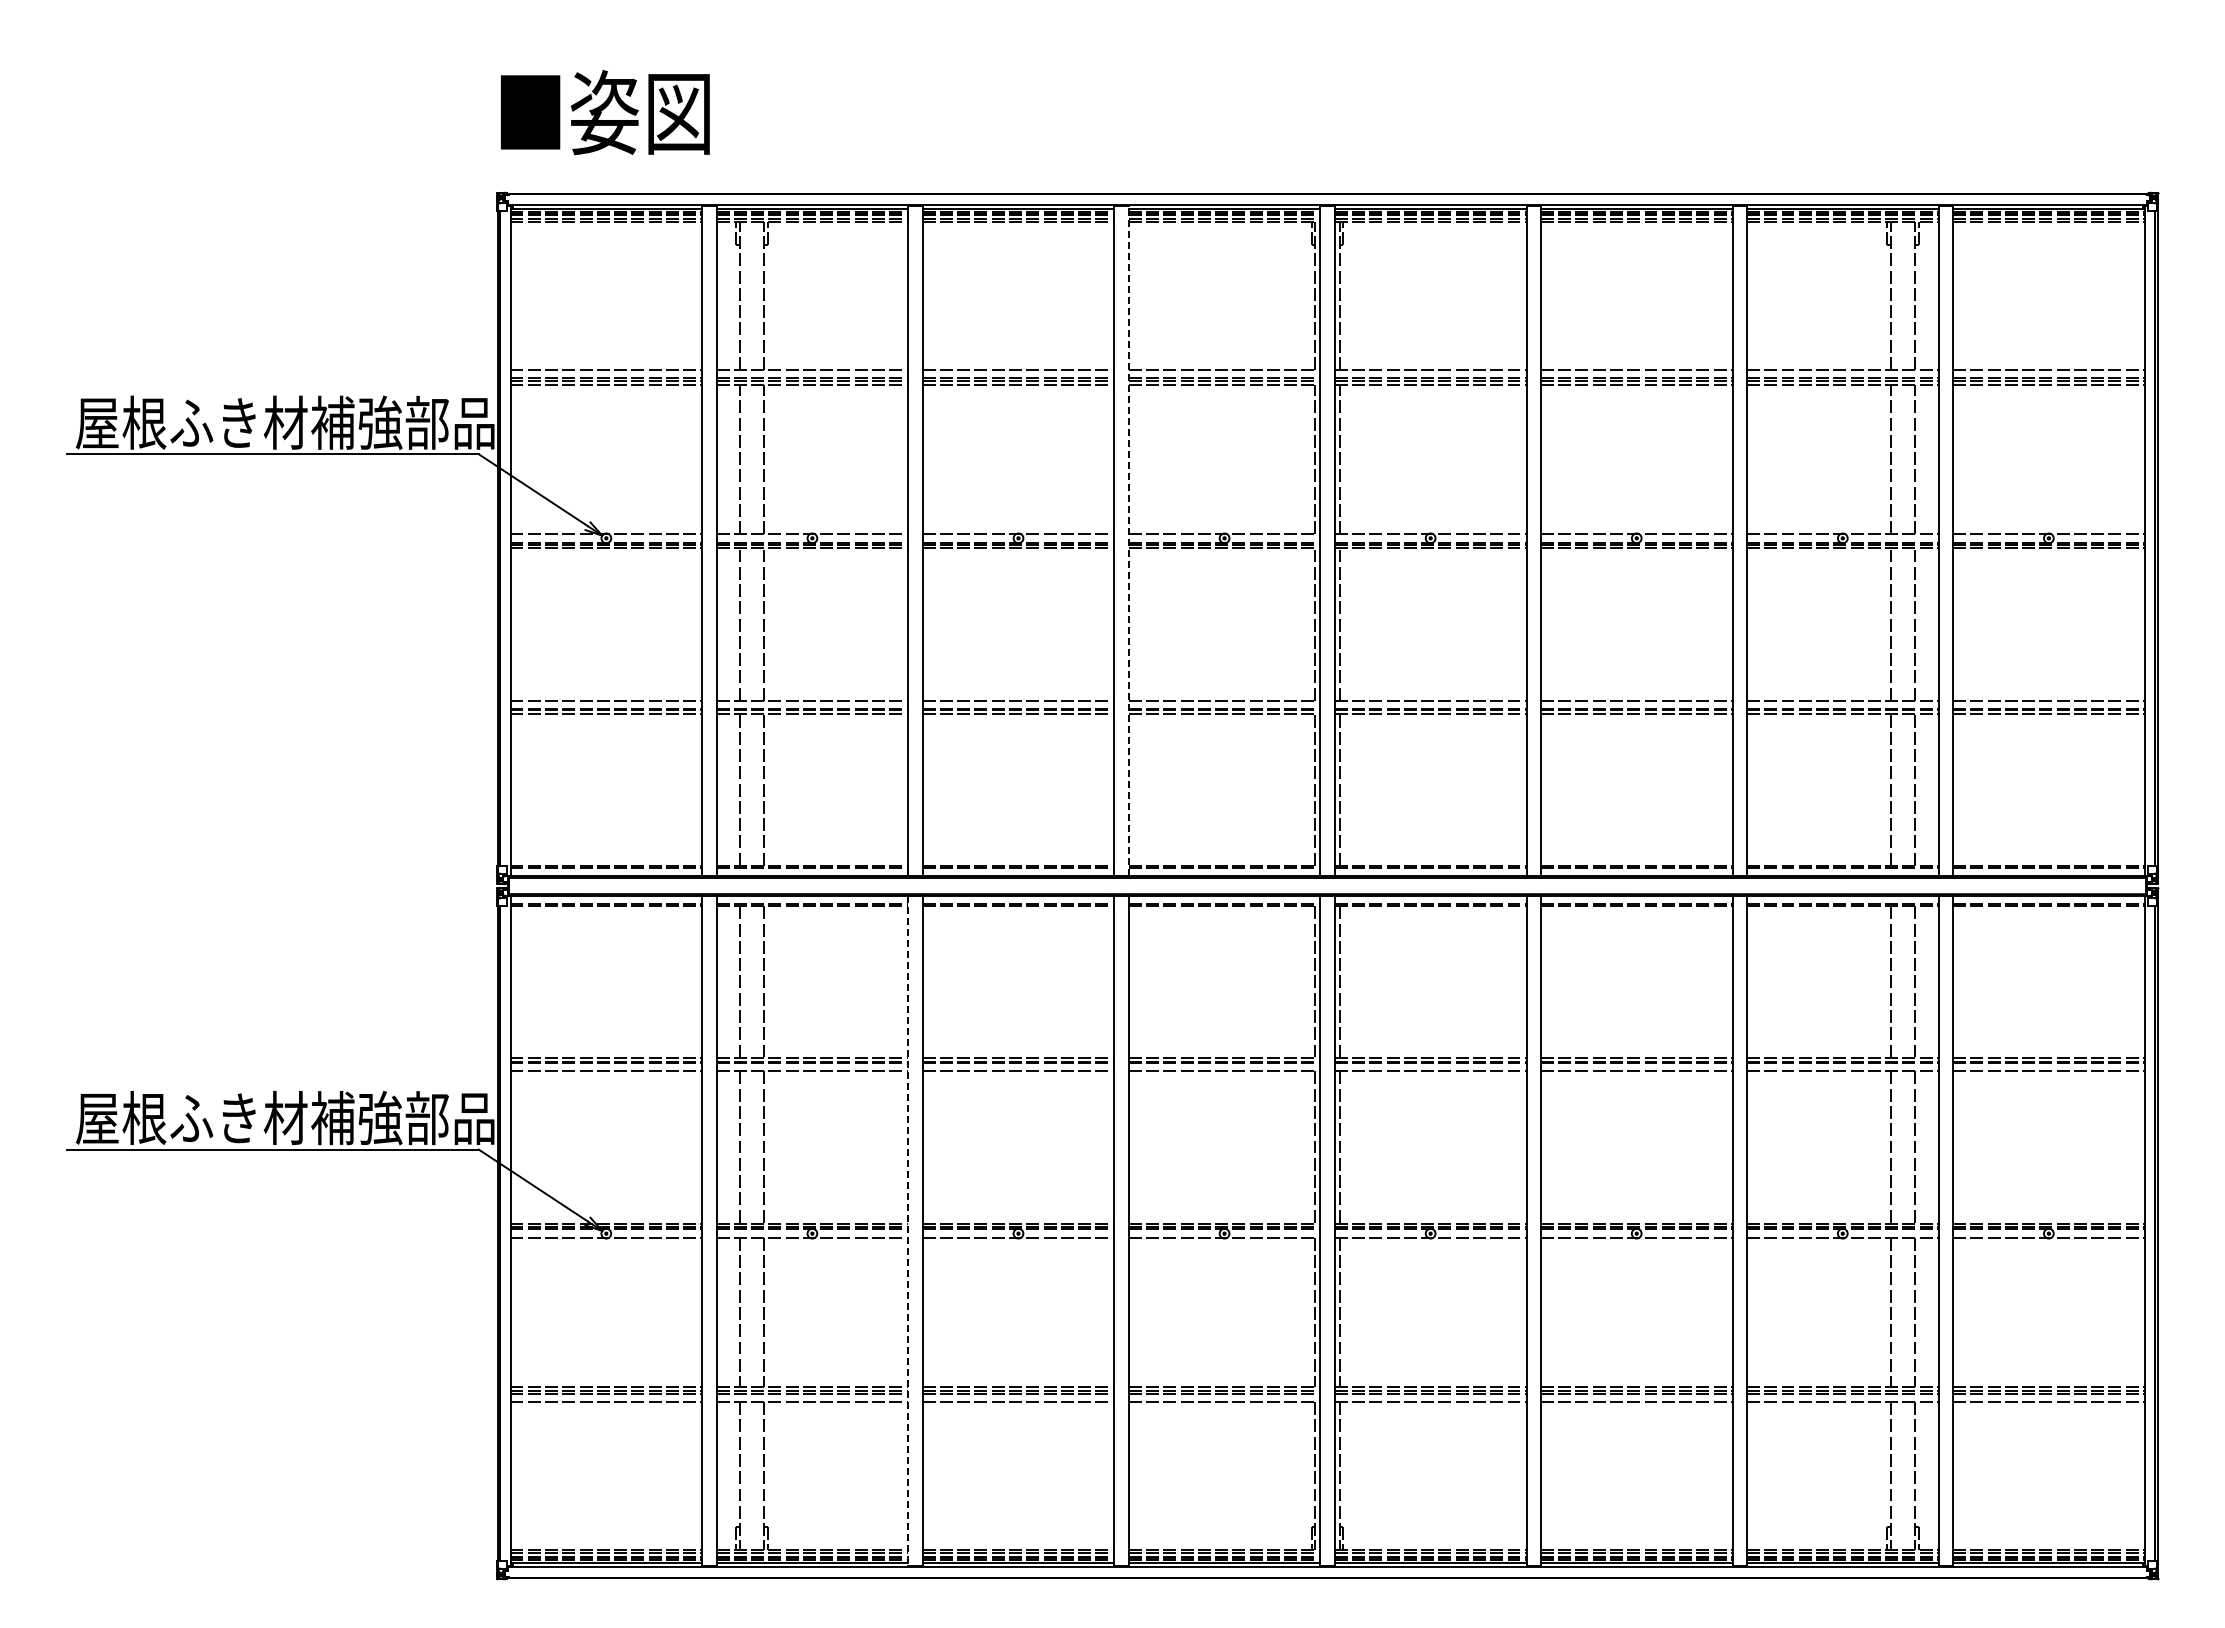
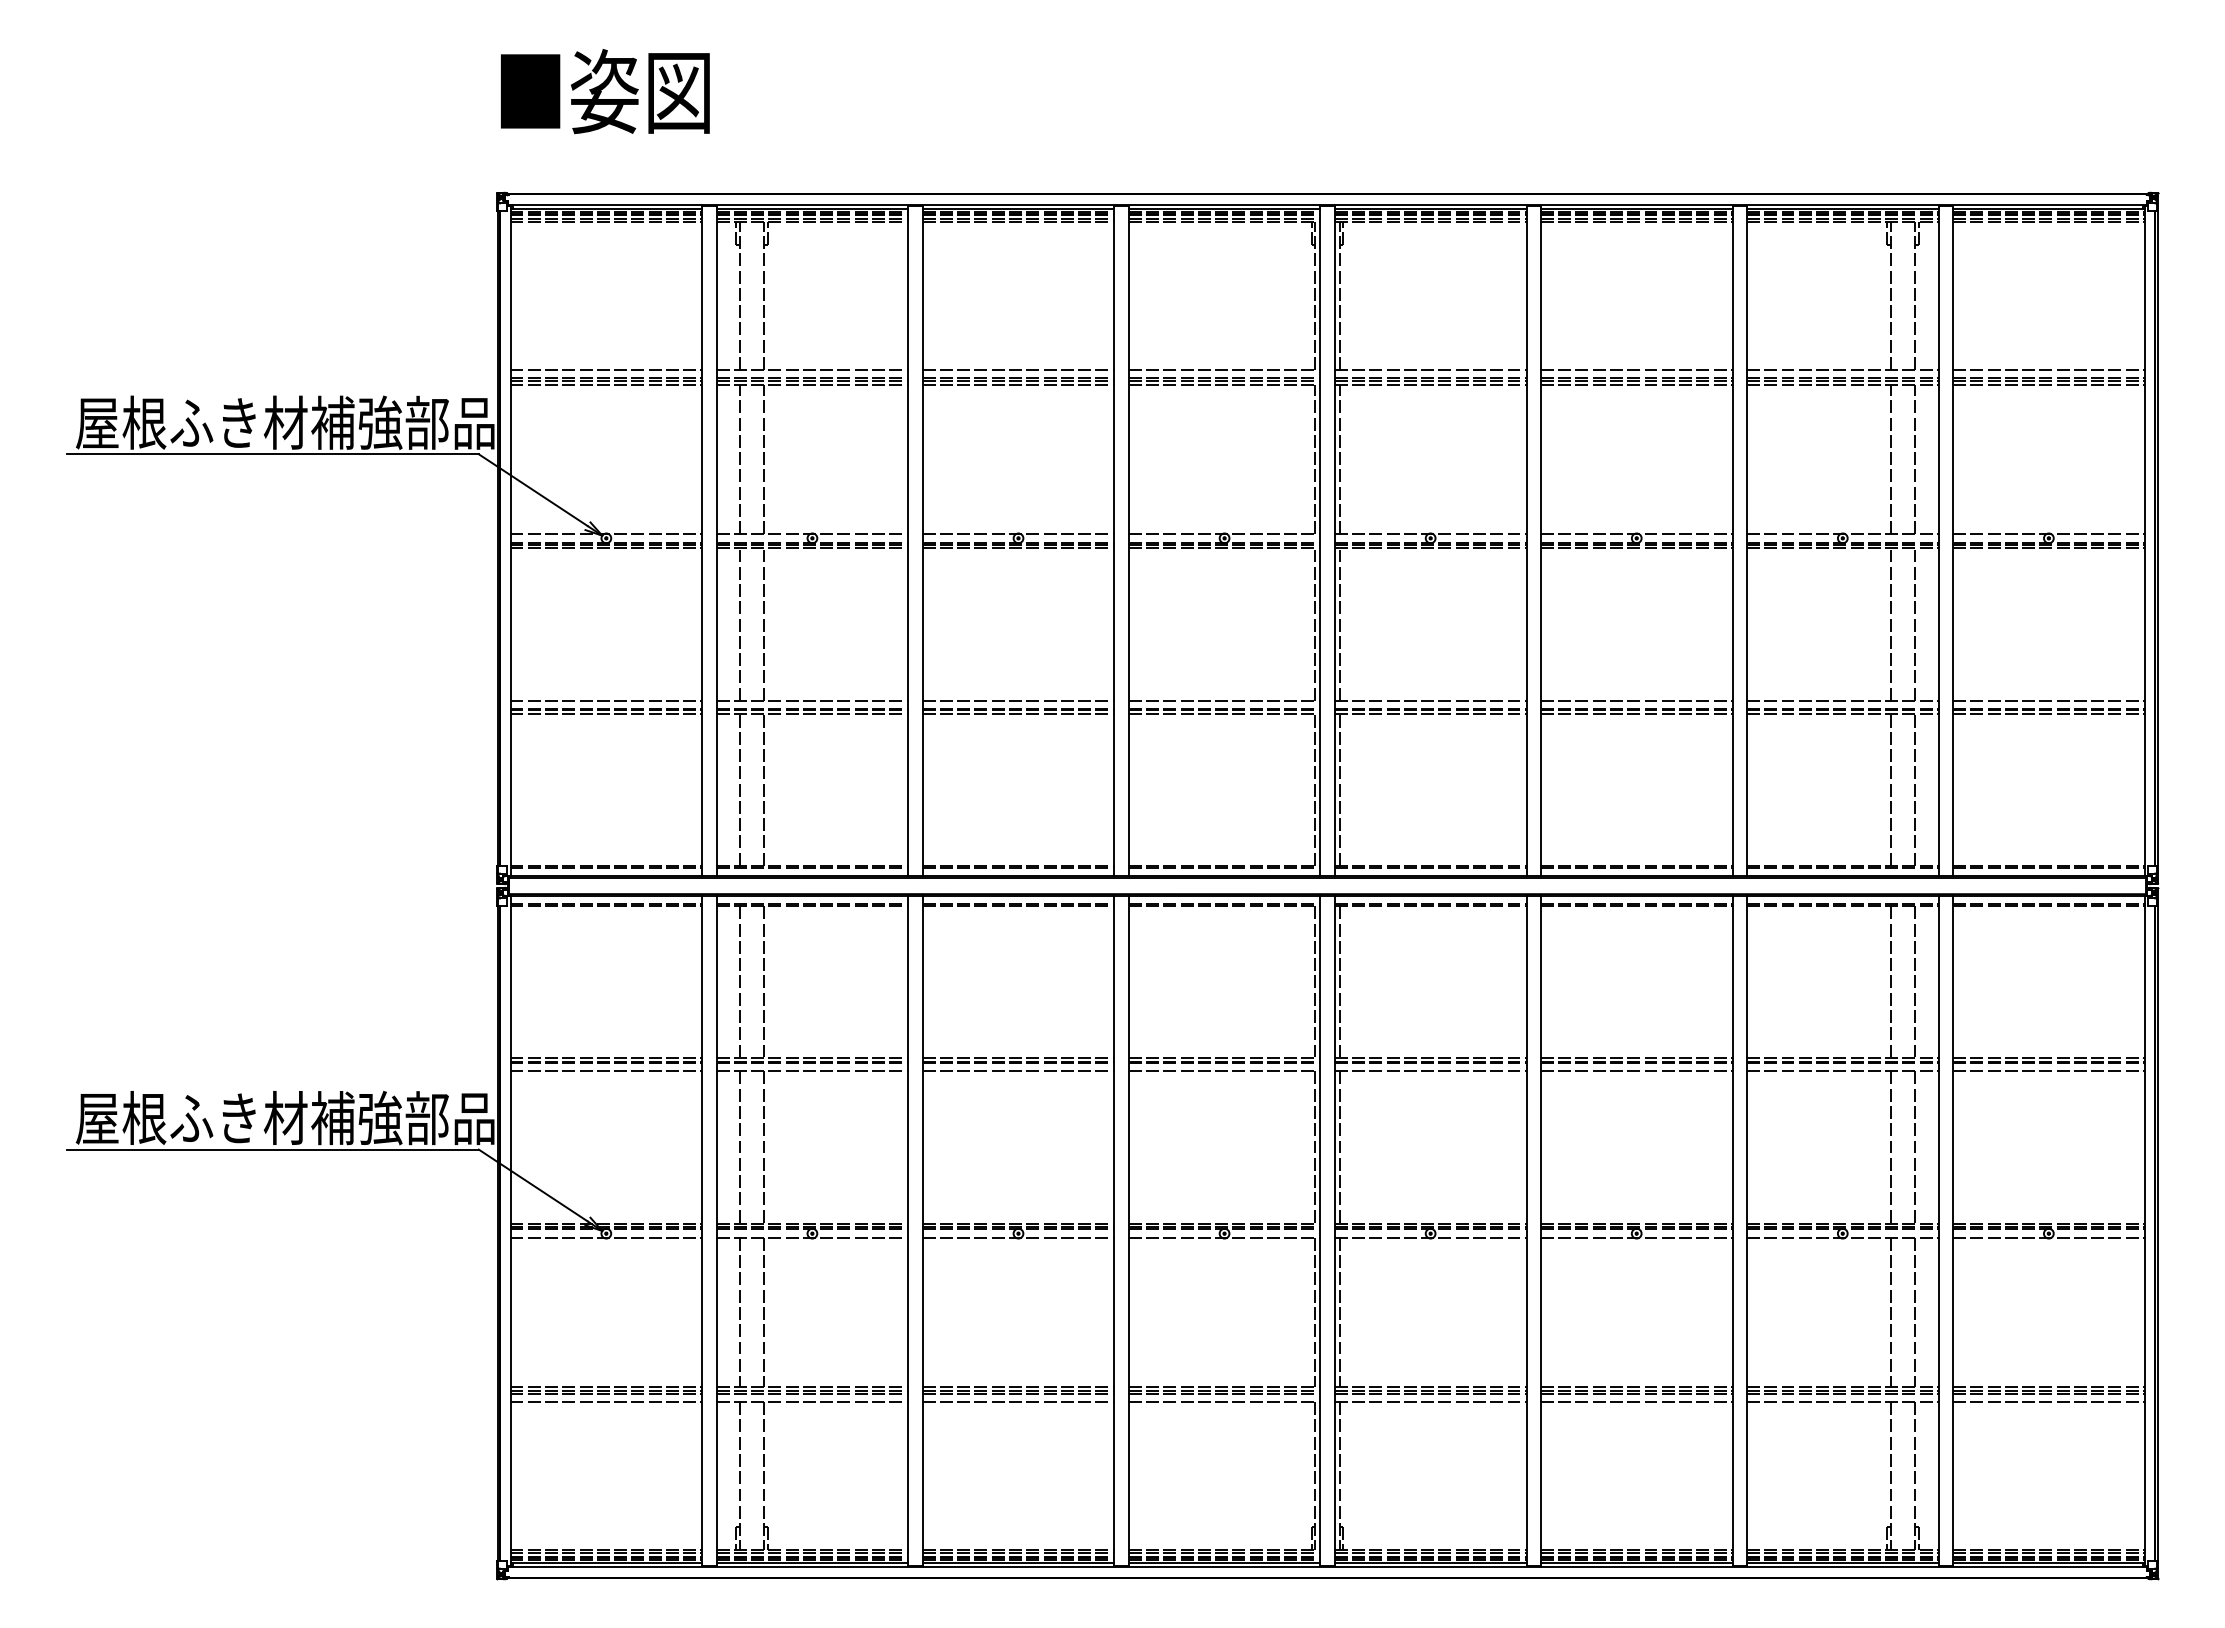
text position: (605, 112) -> (605, 91) (605, 91)
line: dashed -> solid (1128, 540)
line: dashed -> solid (908, 1231)
